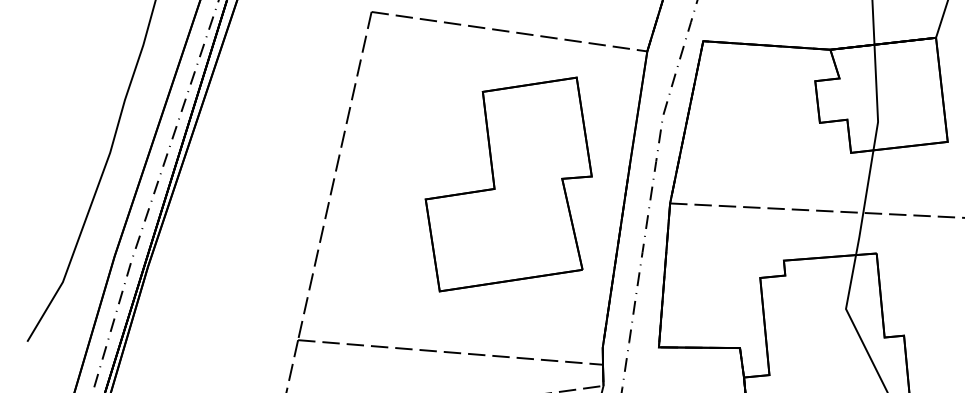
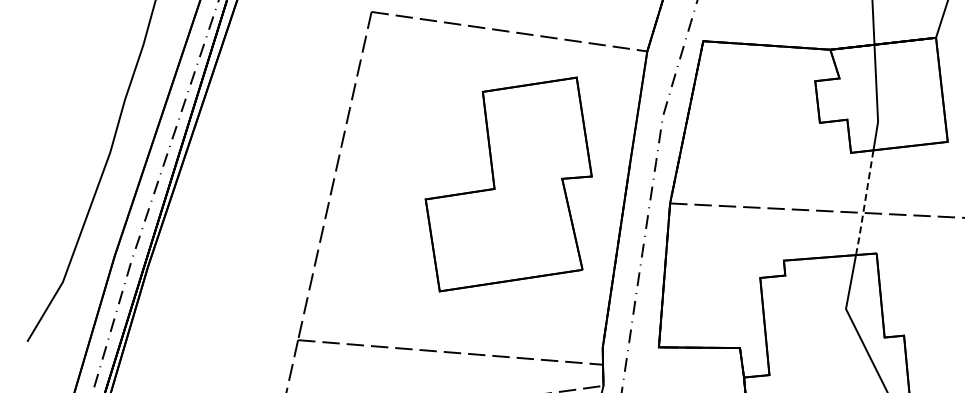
line: solid -> dashed (864, 203)
